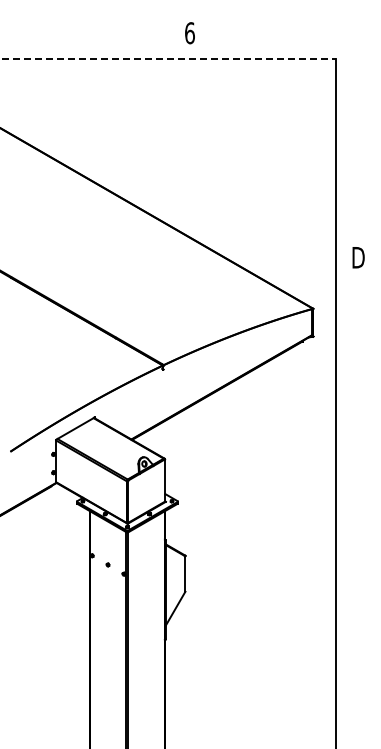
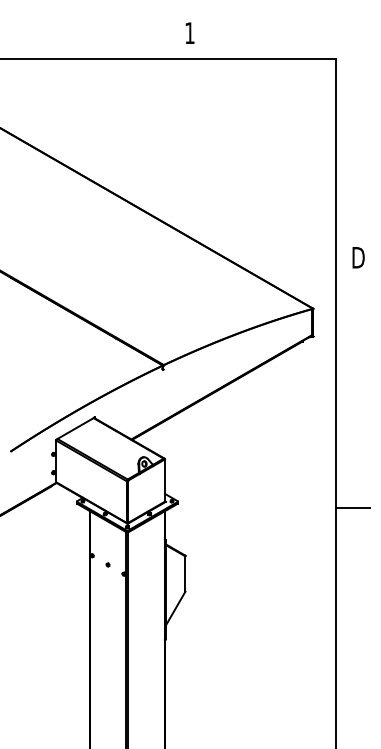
text: 6 -> 1 (189, 33)
line: dashed -> solid (168, 58)
line: none -> present (352, 507)
